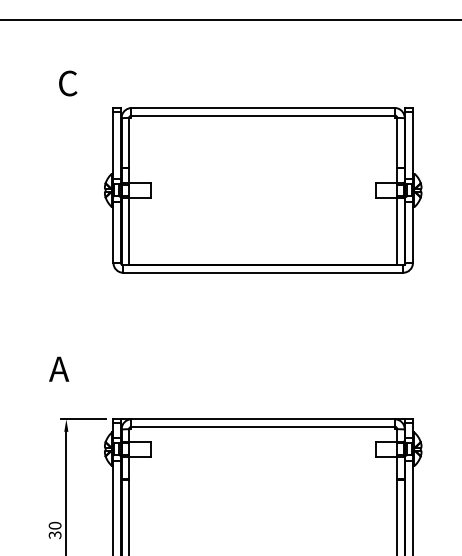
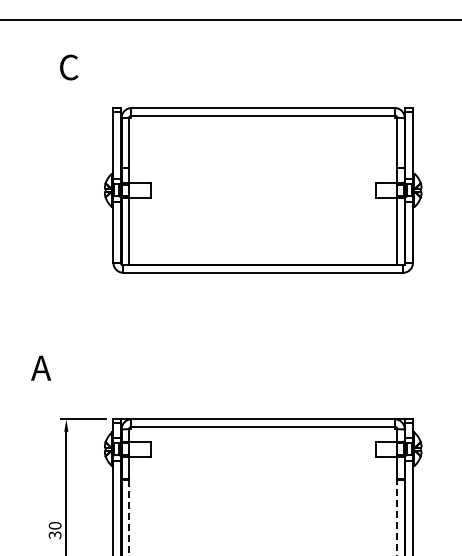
text position: (68, 83) -> (69, 67) (69, 67)
text position: (59, 368) -> (41, 367) (41, 367)
line: solid -> dashed (129, 517)
line: solid -> dashed (397, 517)
